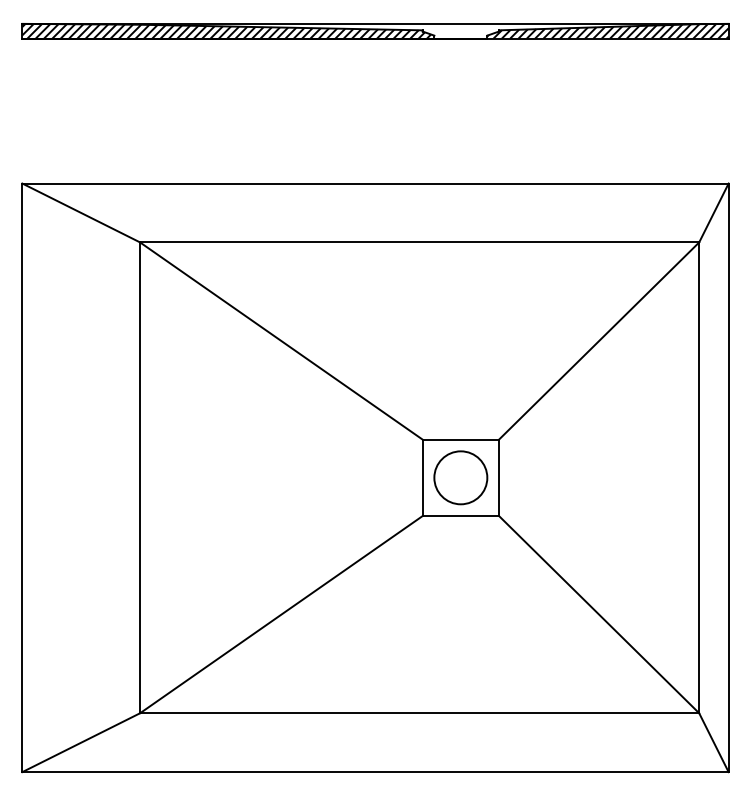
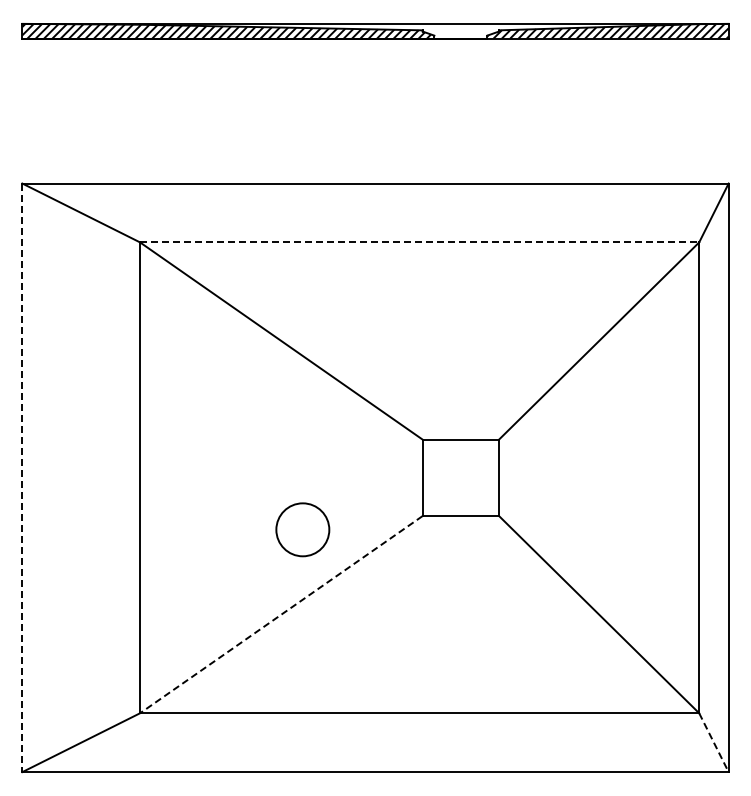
line: solid -> dashed (419, 242)
circle position: (460, 477) -> (302, 529) (302, 529)
line: solid -> dashed (22, 478)
line: solid -> dashed (280, 614)
line: solid -> dashed (713, 742)
